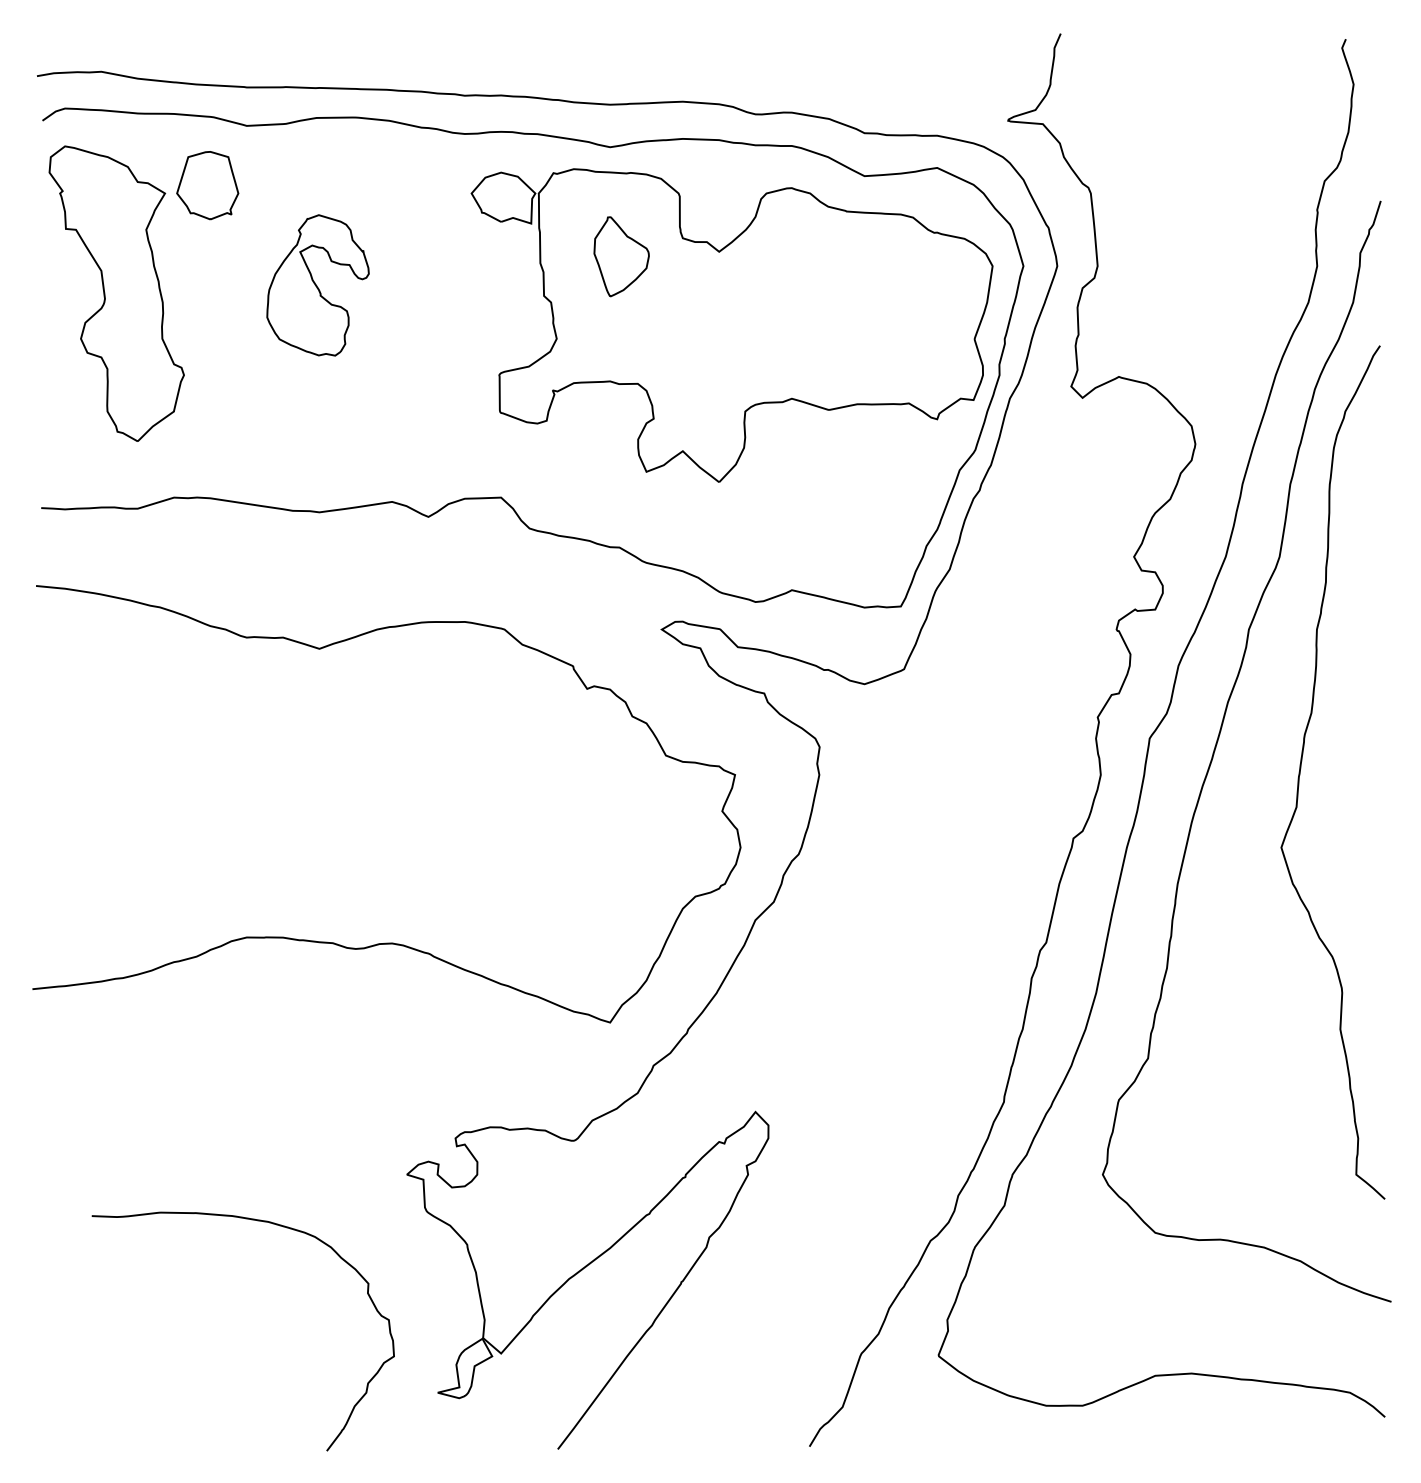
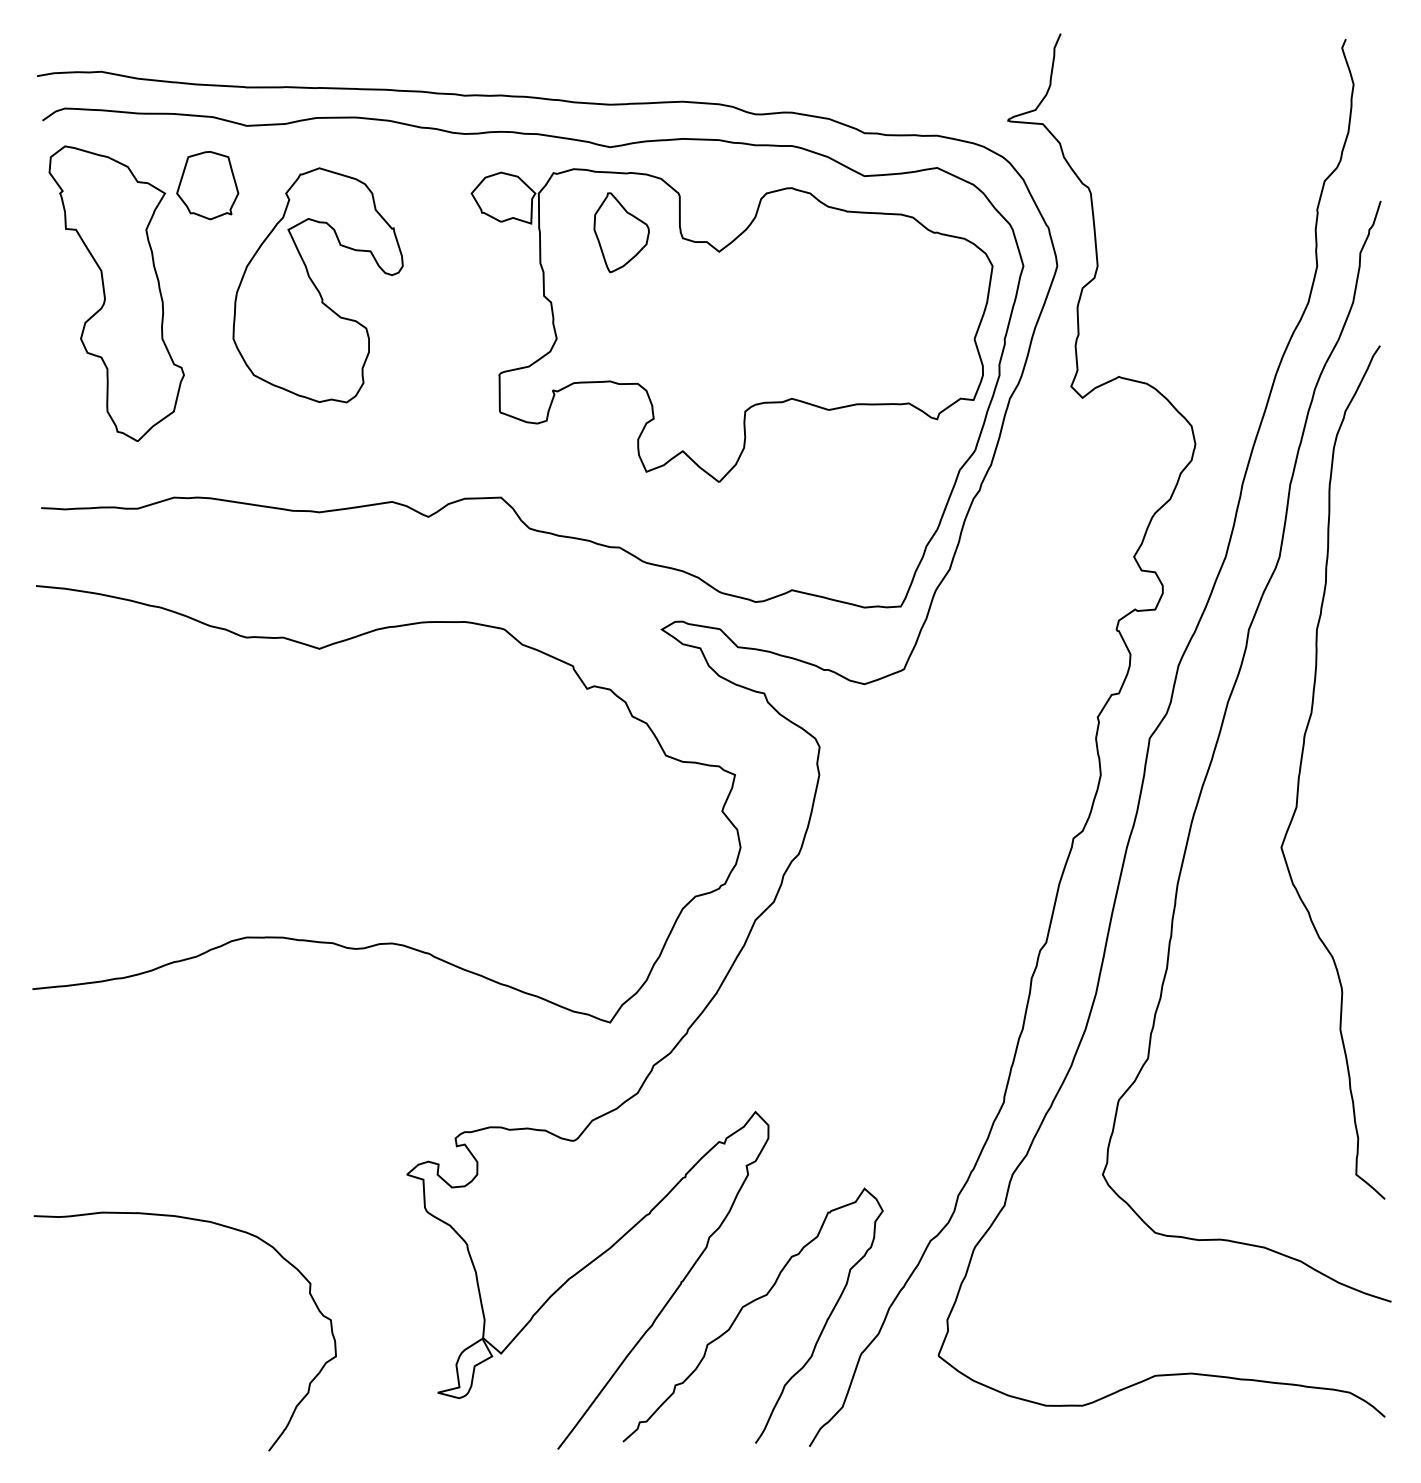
part position: (621, 256) -> (621, 232) (621, 232)
part size: 104x143 px -> 172x237 px (317, 285)
curve position: (263, 1222) -> (205, 1222) (205, 1222)
curve: none -> present (746, 1306)
